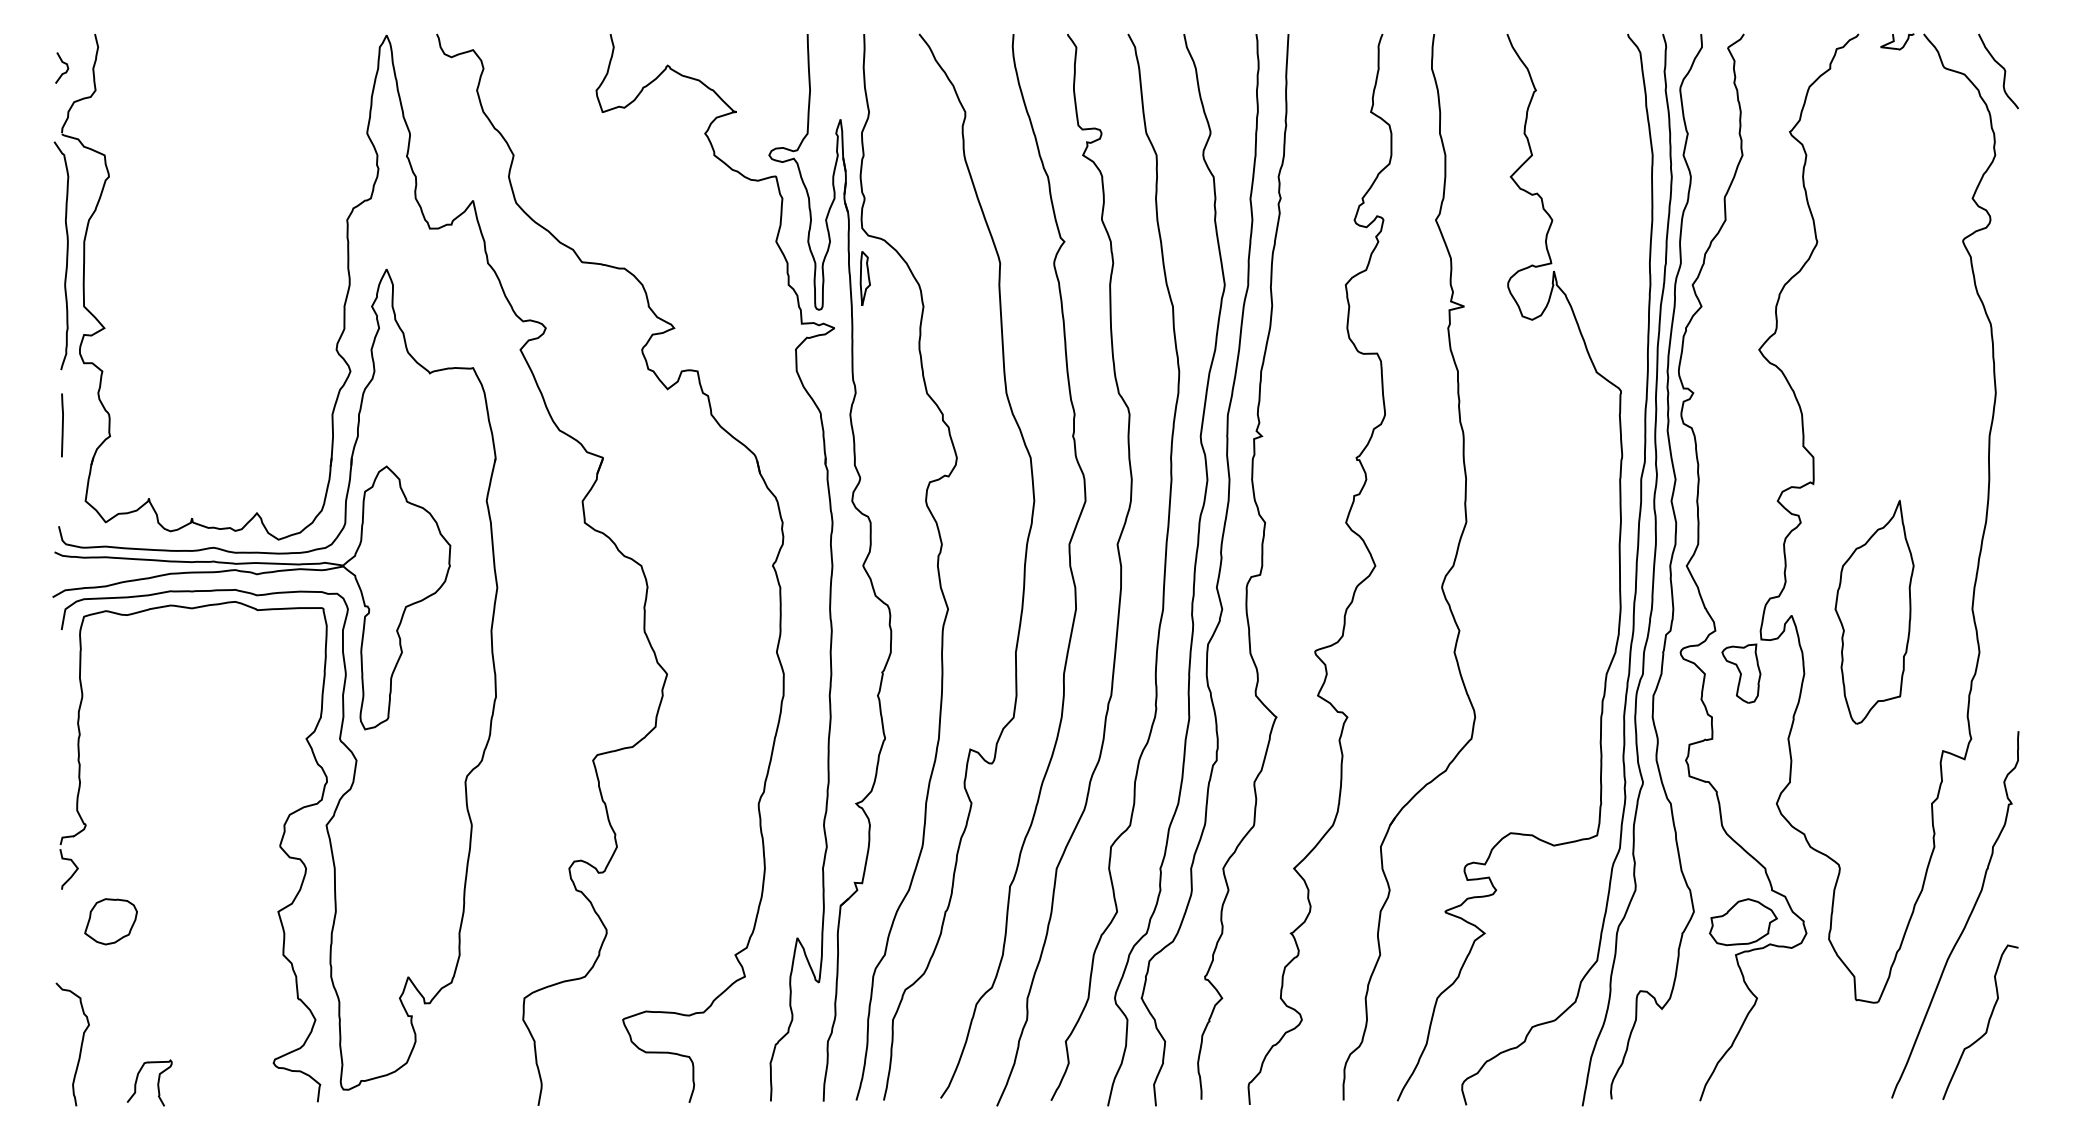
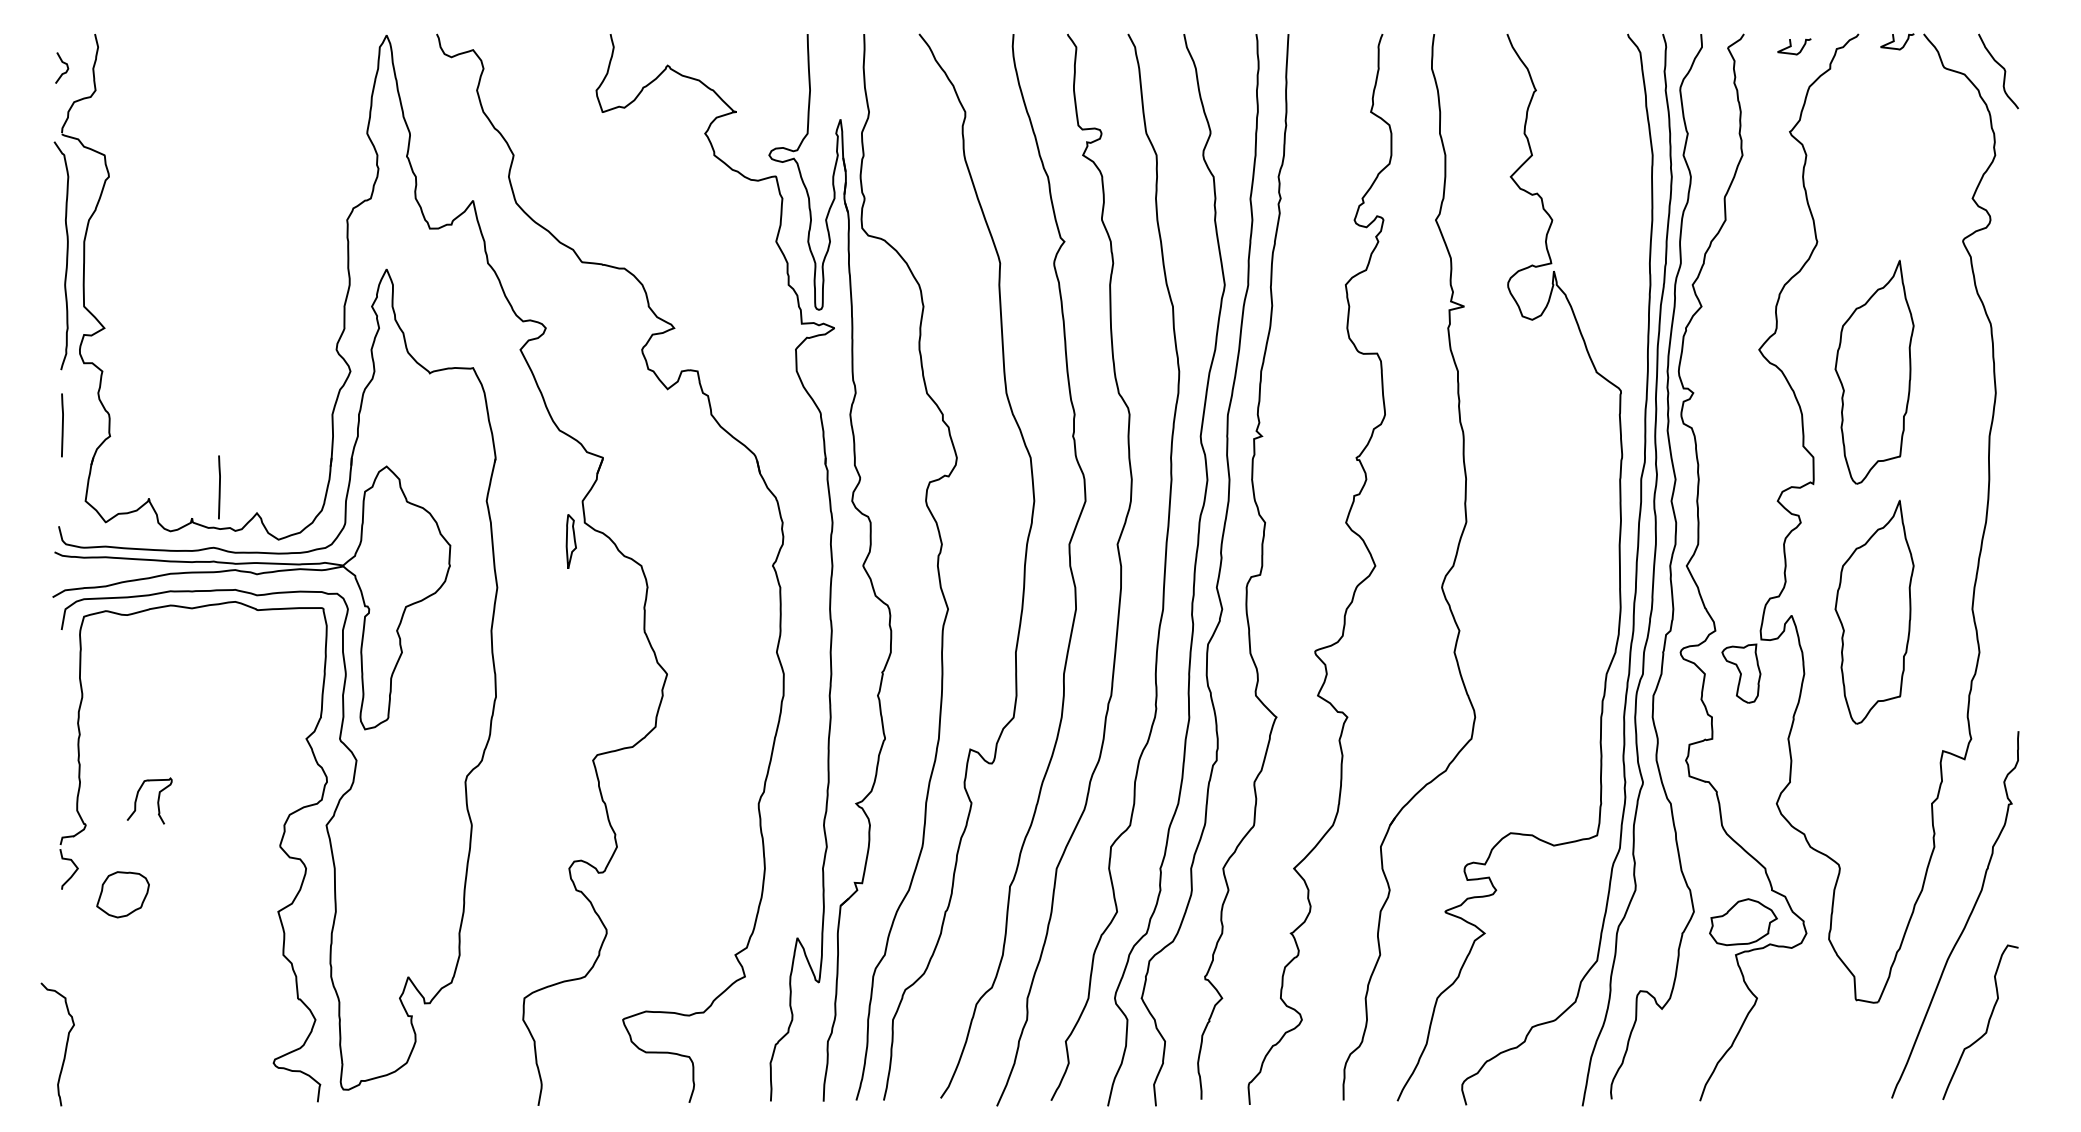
curve: none -> present (1791, 46)
part position: (864, 278) -> (570, 541) (570, 541)
part: none -> present (1874, 371)
line: none -> present (219, 487)
part position: (110, 921) -> (122, 894) (122, 894)
curve position: (80, 1045) -> (65, 1045) (65, 1045)
curve position: (157, 1082) -> (157, 800) (157, 800)
